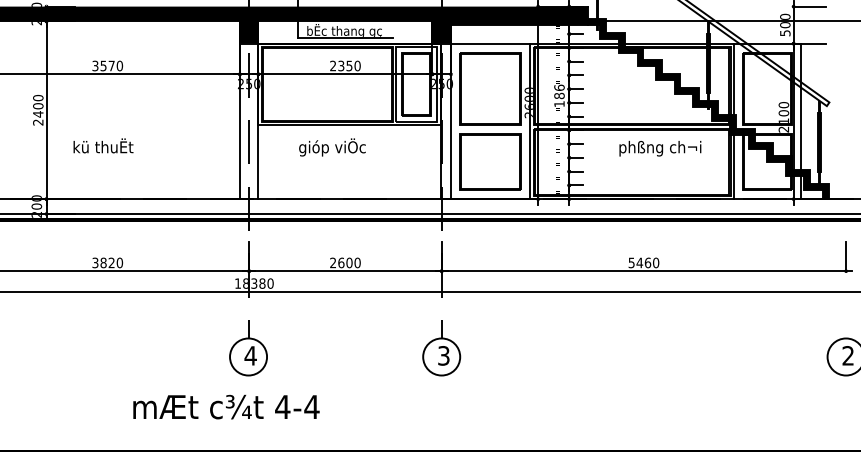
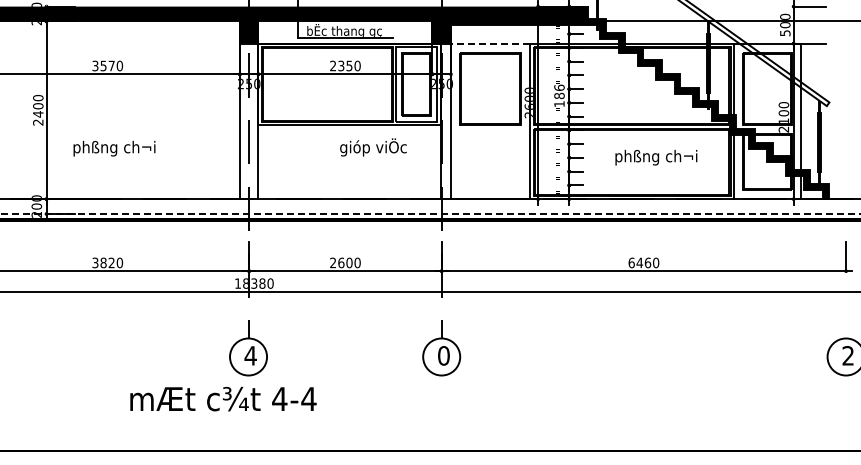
line: solid -> dashed (490, 43)
text: kü thuËt -> phßng ch¬i (114, 147)
text position: (332, 147) -> (373, 147) (373, 147)
text position: (660, 148) -> (656, 157) (656, 157)
part: present -> none (490, 161)
line: solid -> dashed (430, 213)
text: 5460 -> 6460 (631, 262)
text: 3 -> 0 (443, 355)
text position: (226, 406) -> (223, 398) (223, 398)
